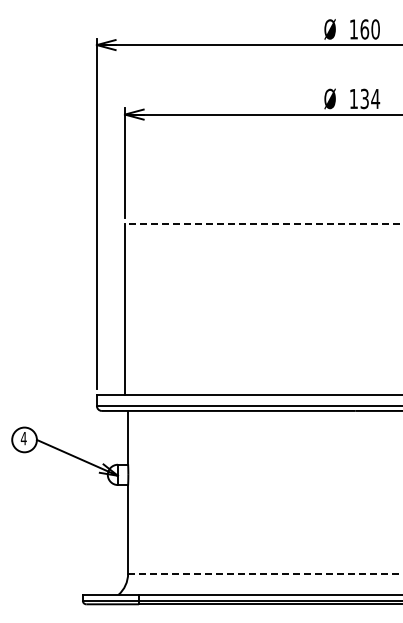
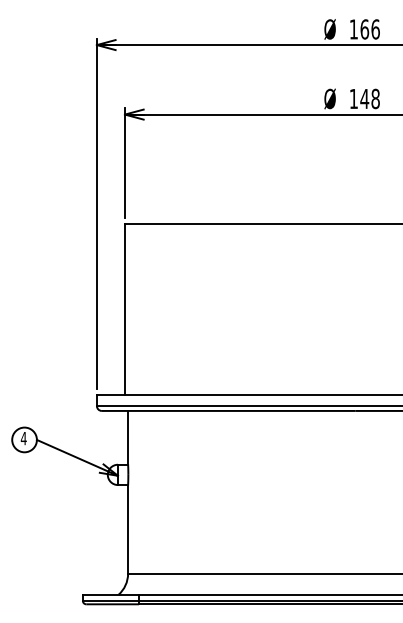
text: 160 -> 166 (375, 29)
text: 134 -> 148 (370, 98)
line: dashed -> solid (263, 223)
line: dashed -> solid (265, 573)
